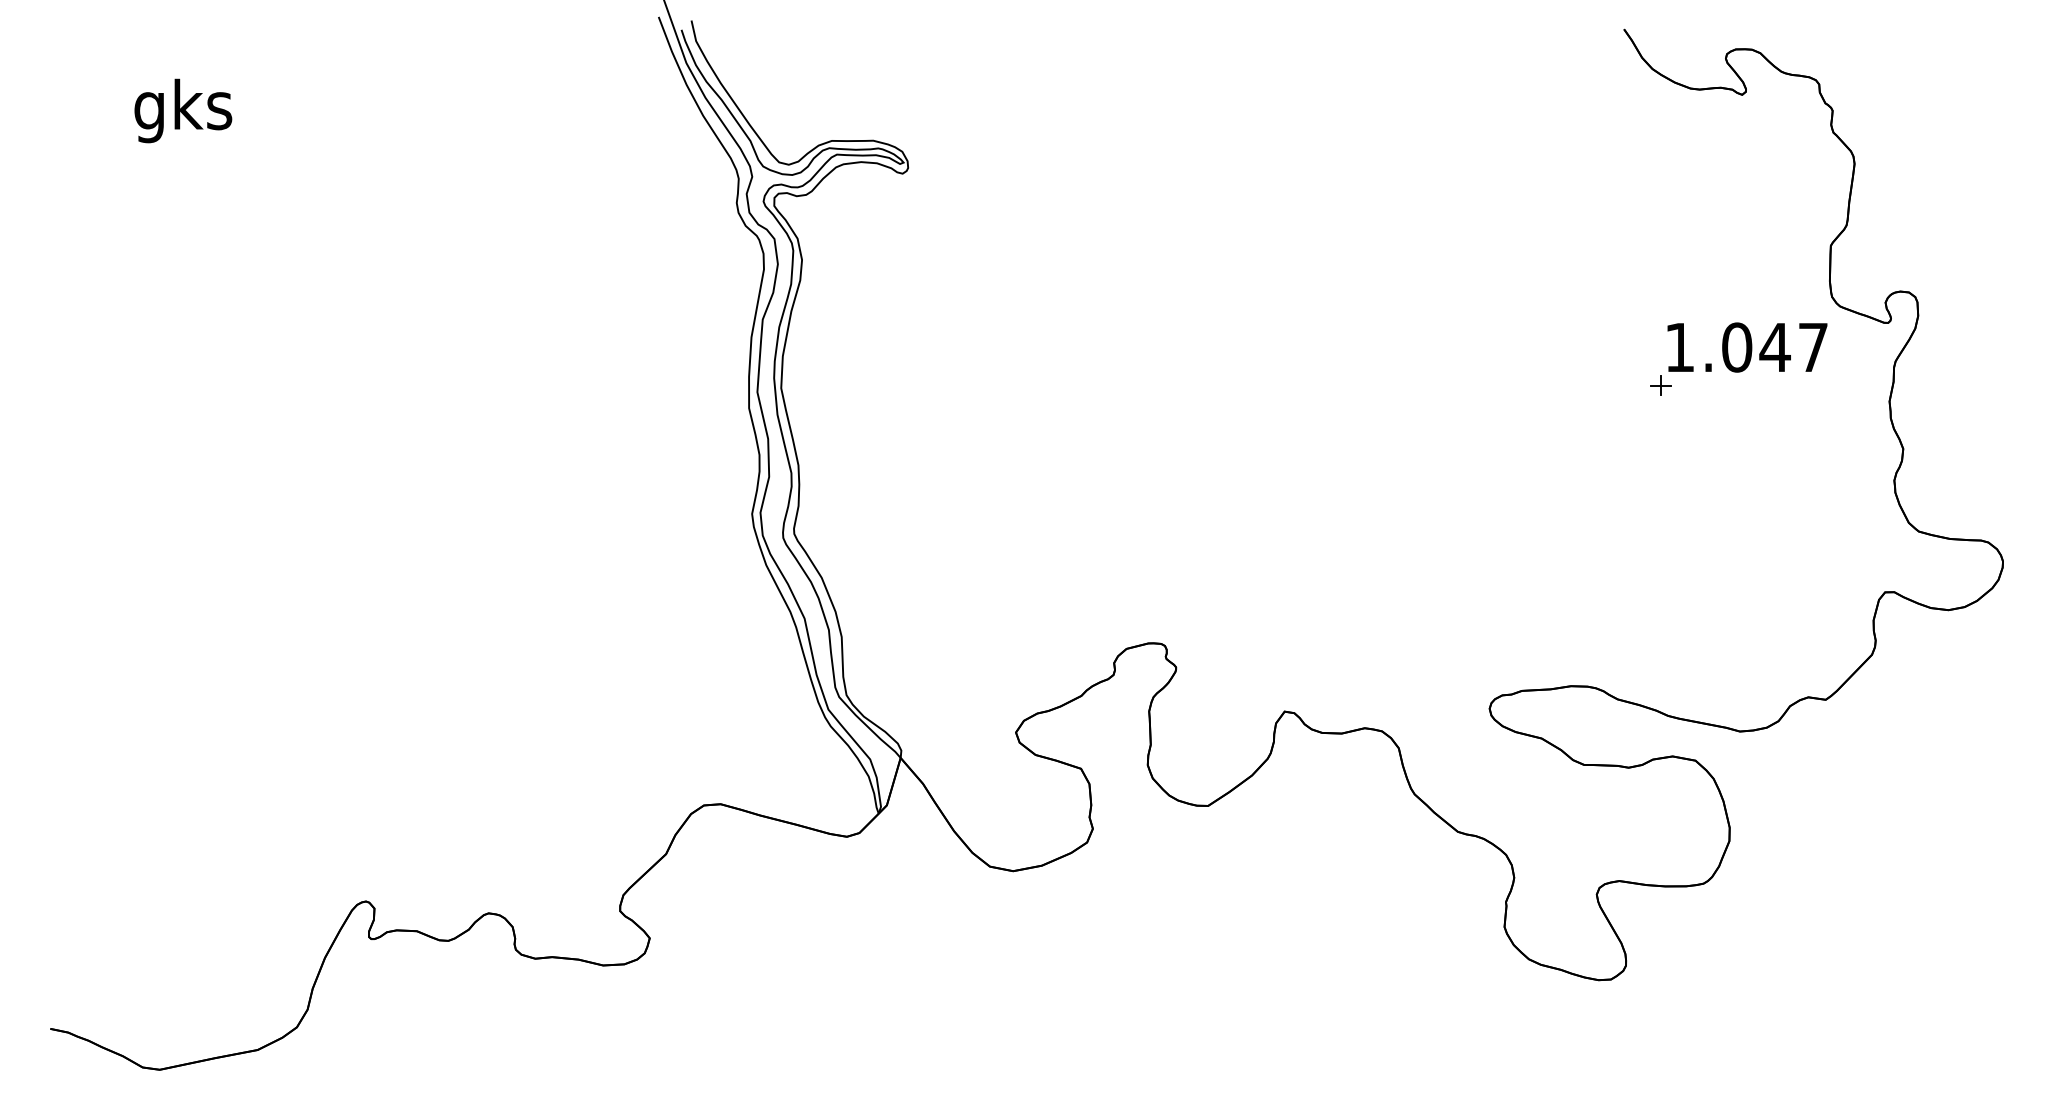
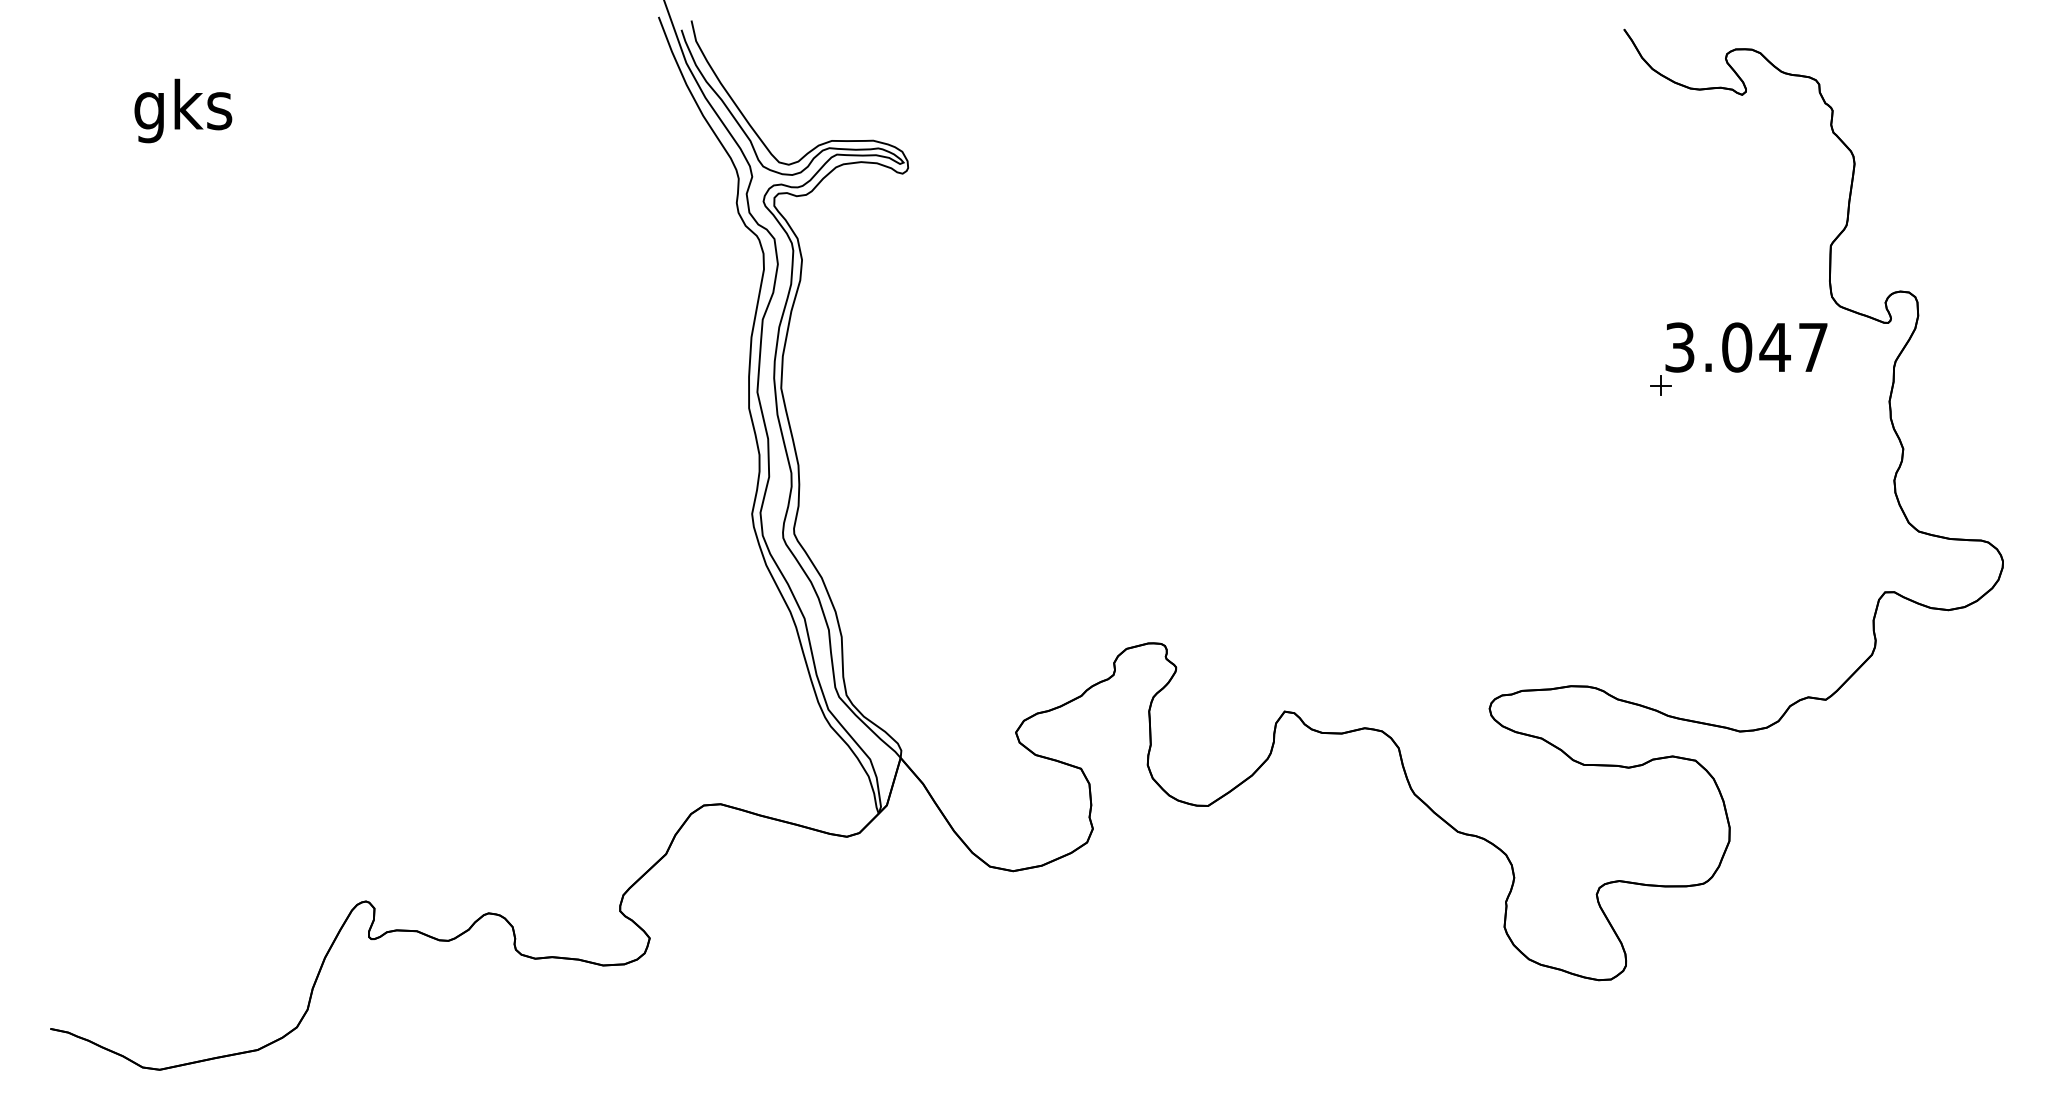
text: 1.047 -> 3.047 (1679, 347)
